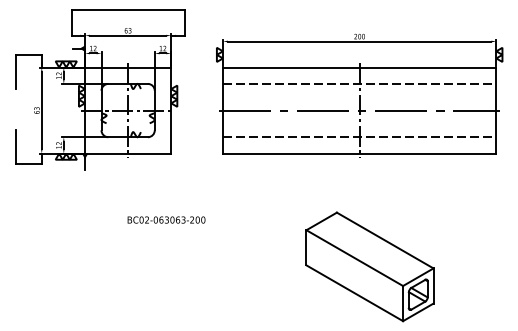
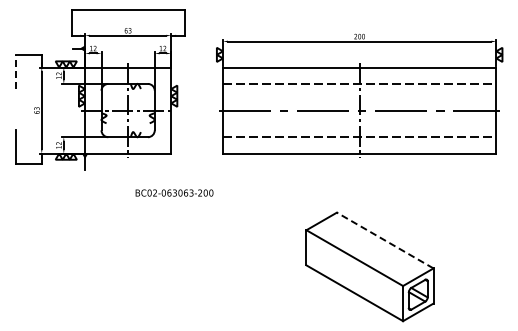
line: solid -> dashed (15, 71)
text position: (166, 219) -> (174, 192) (174, 192)
line: solid -> dashed (385, 240)
